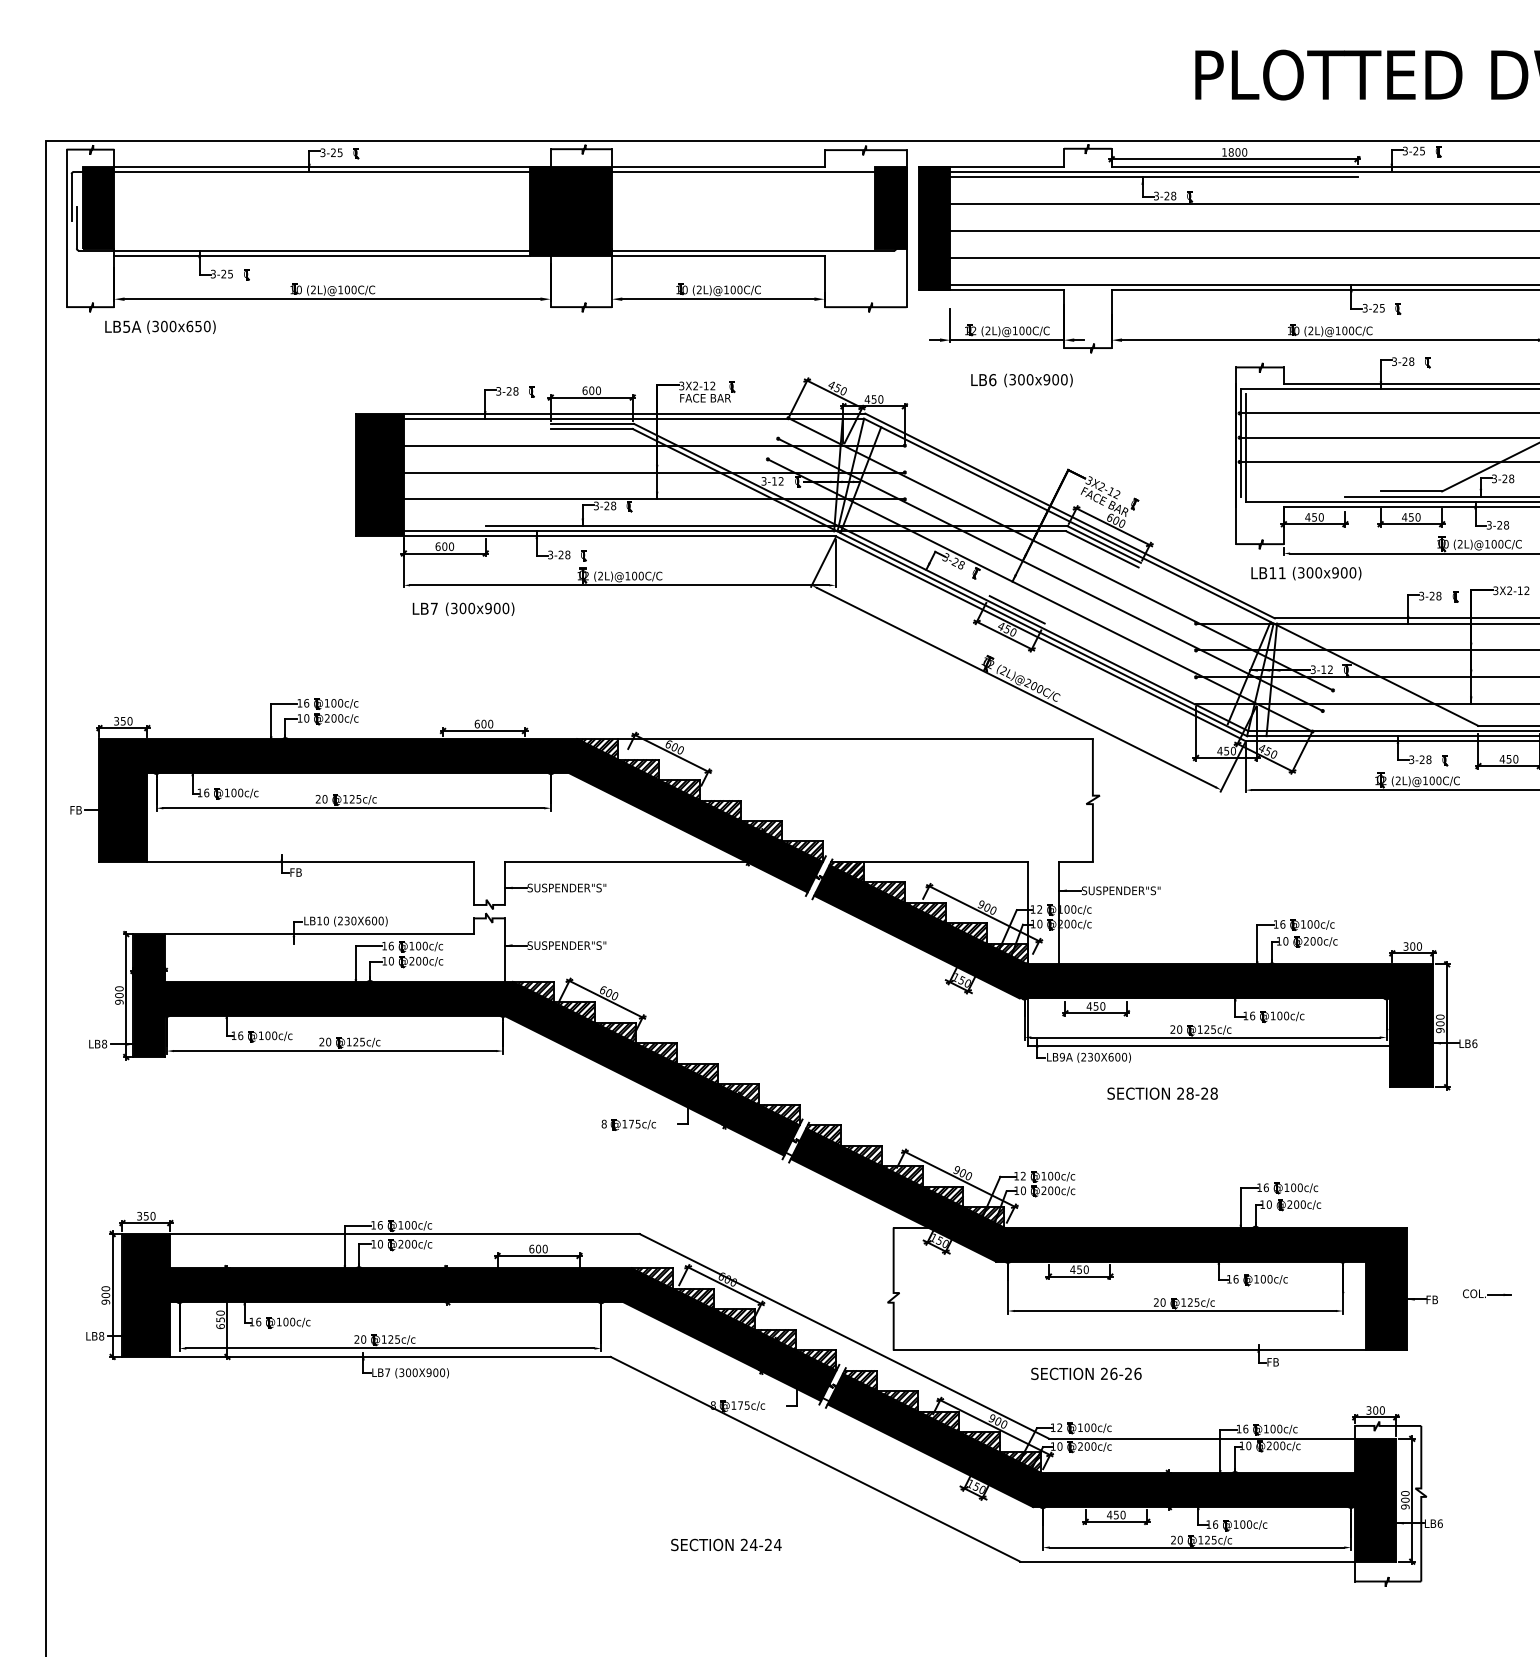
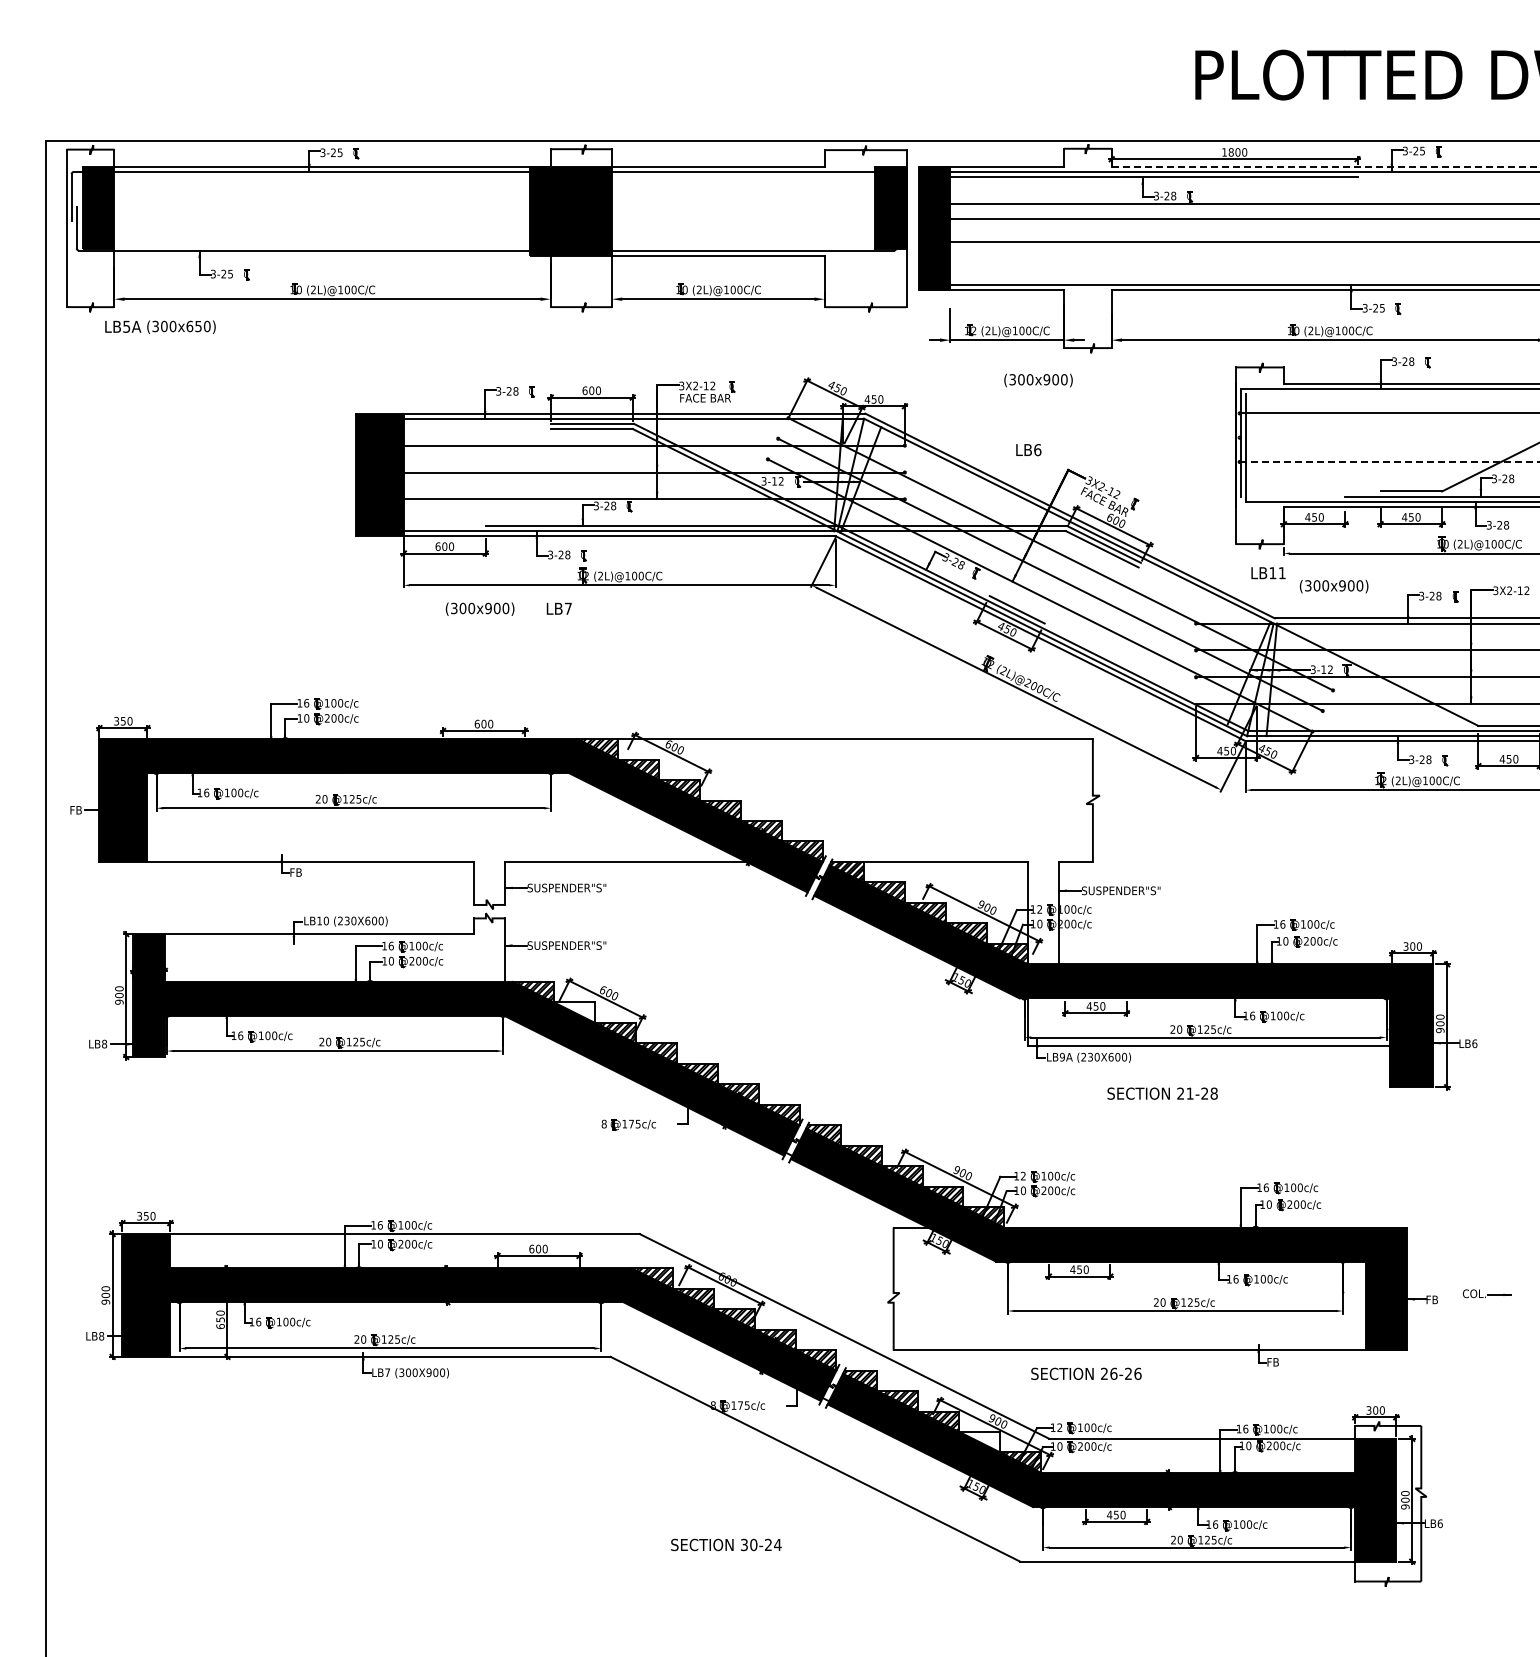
line: solid -> dashed (1325, 166)
line position: (1230, 230) -> (1230, 218) (1230, 218)
line: present -> none (322, 255)
line position: (1230, 257) -> (1230, 241) (1230, 241)
text position: (983, 380) -> (1028, 450) (1028, 450)
line: present -> none (1387, 437)
line: solid -> dashed (1389, 462)
text position: (1326, 573) -> (1333, 586) (1333, 586)
text position: (424, 608) -> (558, 608) (558, 608)
hatch: present -> none (575, 1012)
text: 28-28 -> 21-28 (1189, 1093)
hatch: present -> none (981, 1441)
text: 24-24 -> 30-24 (749, 1544)
